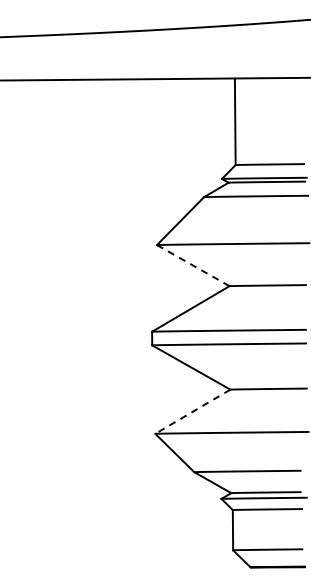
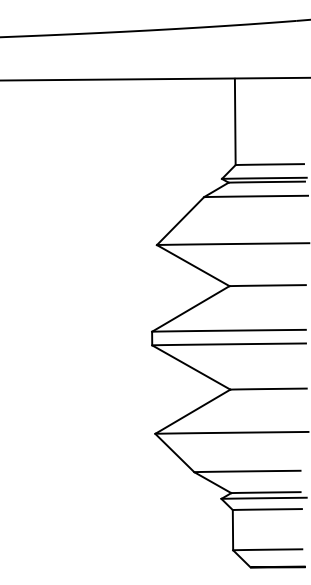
line: dashed -> solid (193, 265)
line: dashed -> solid (192, 411)
